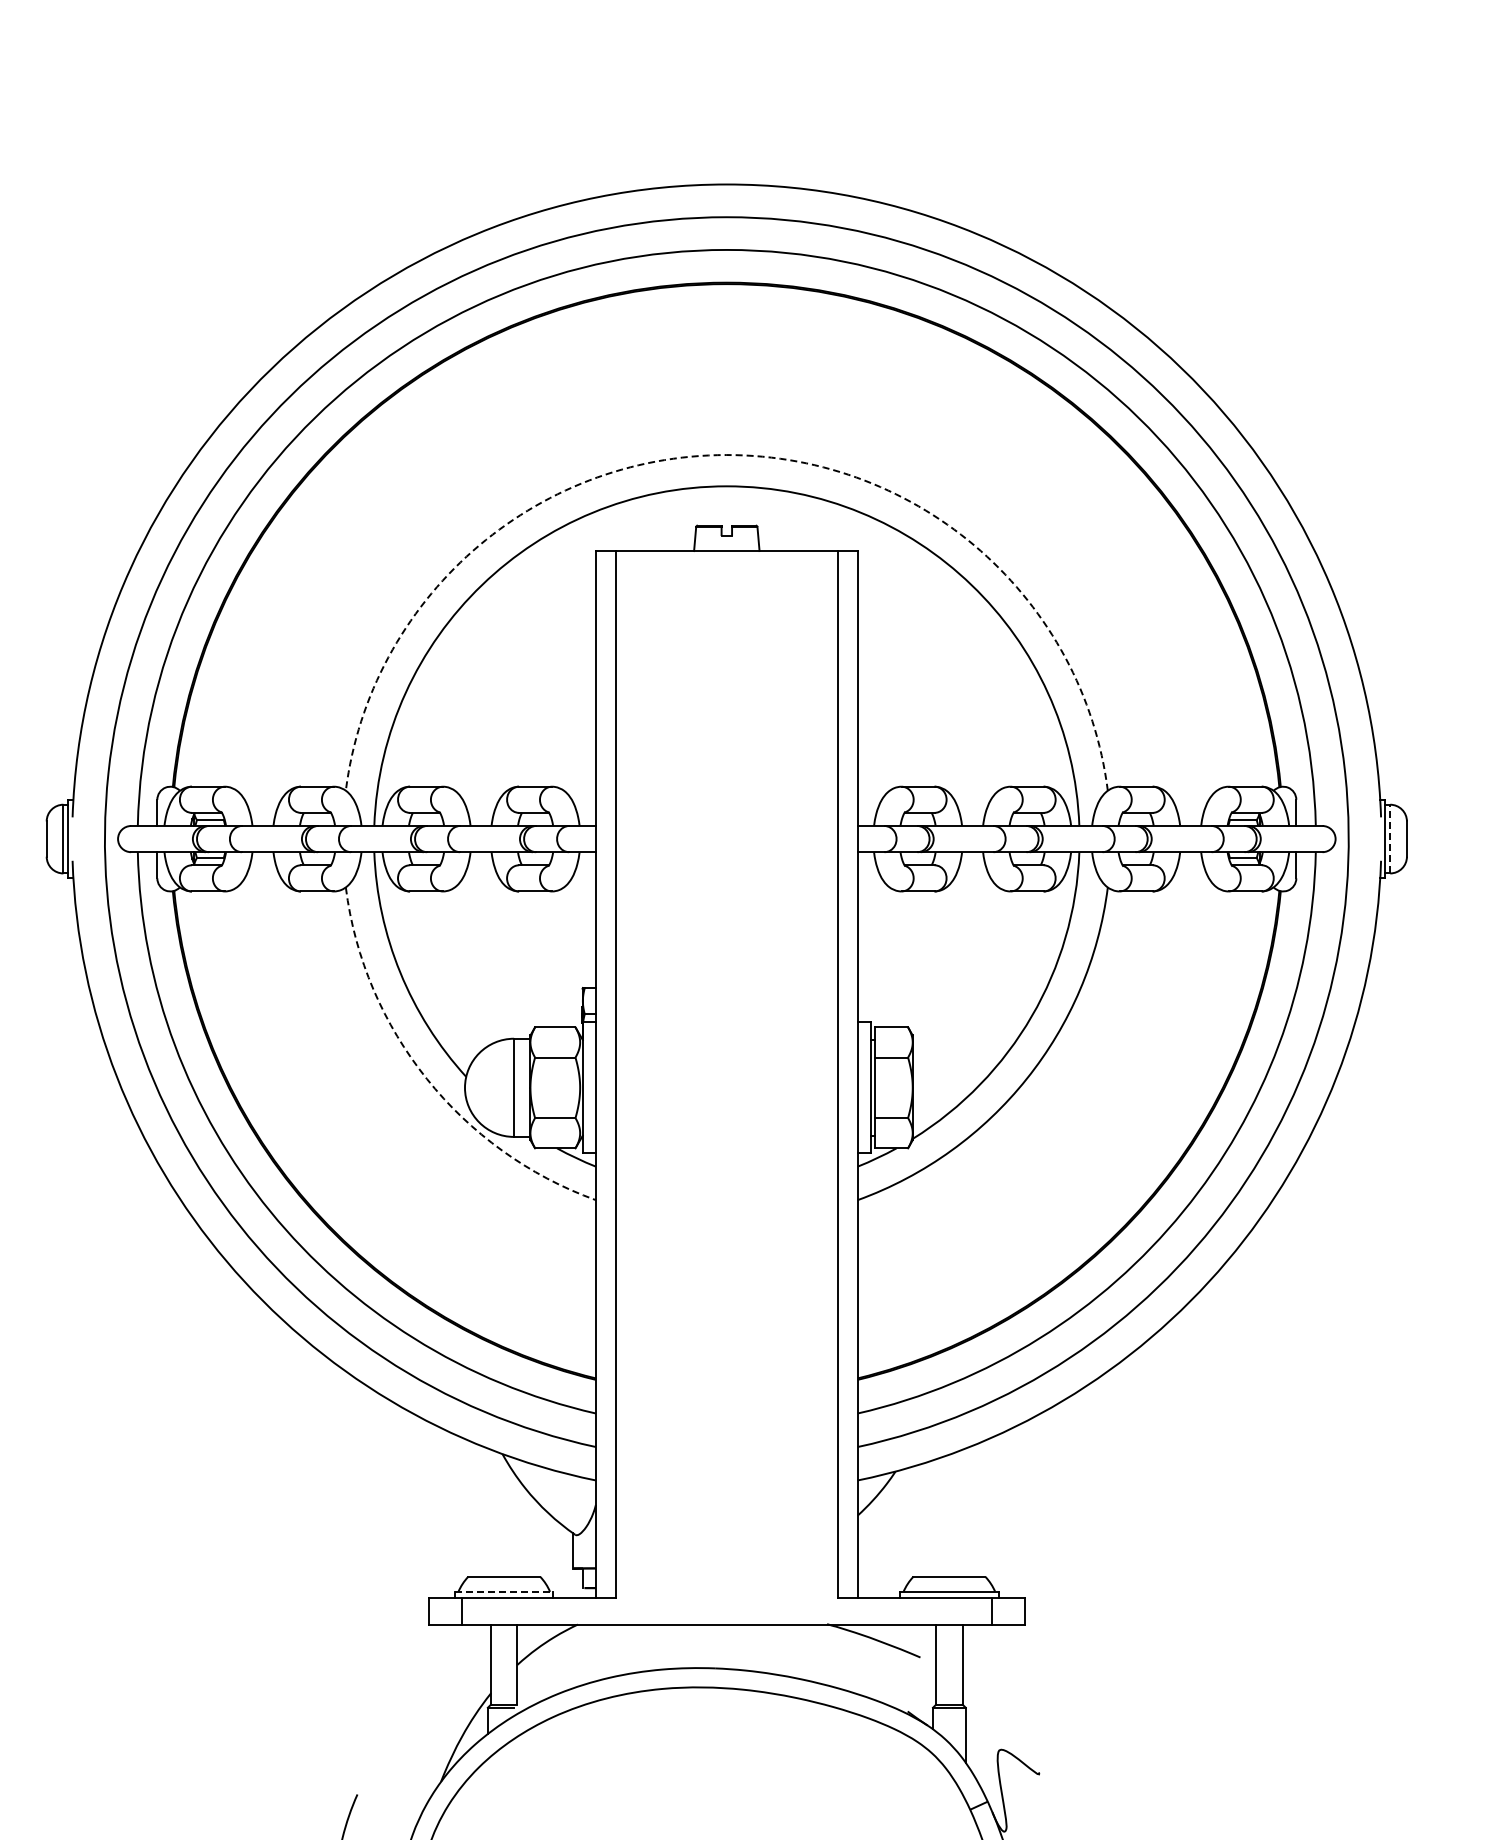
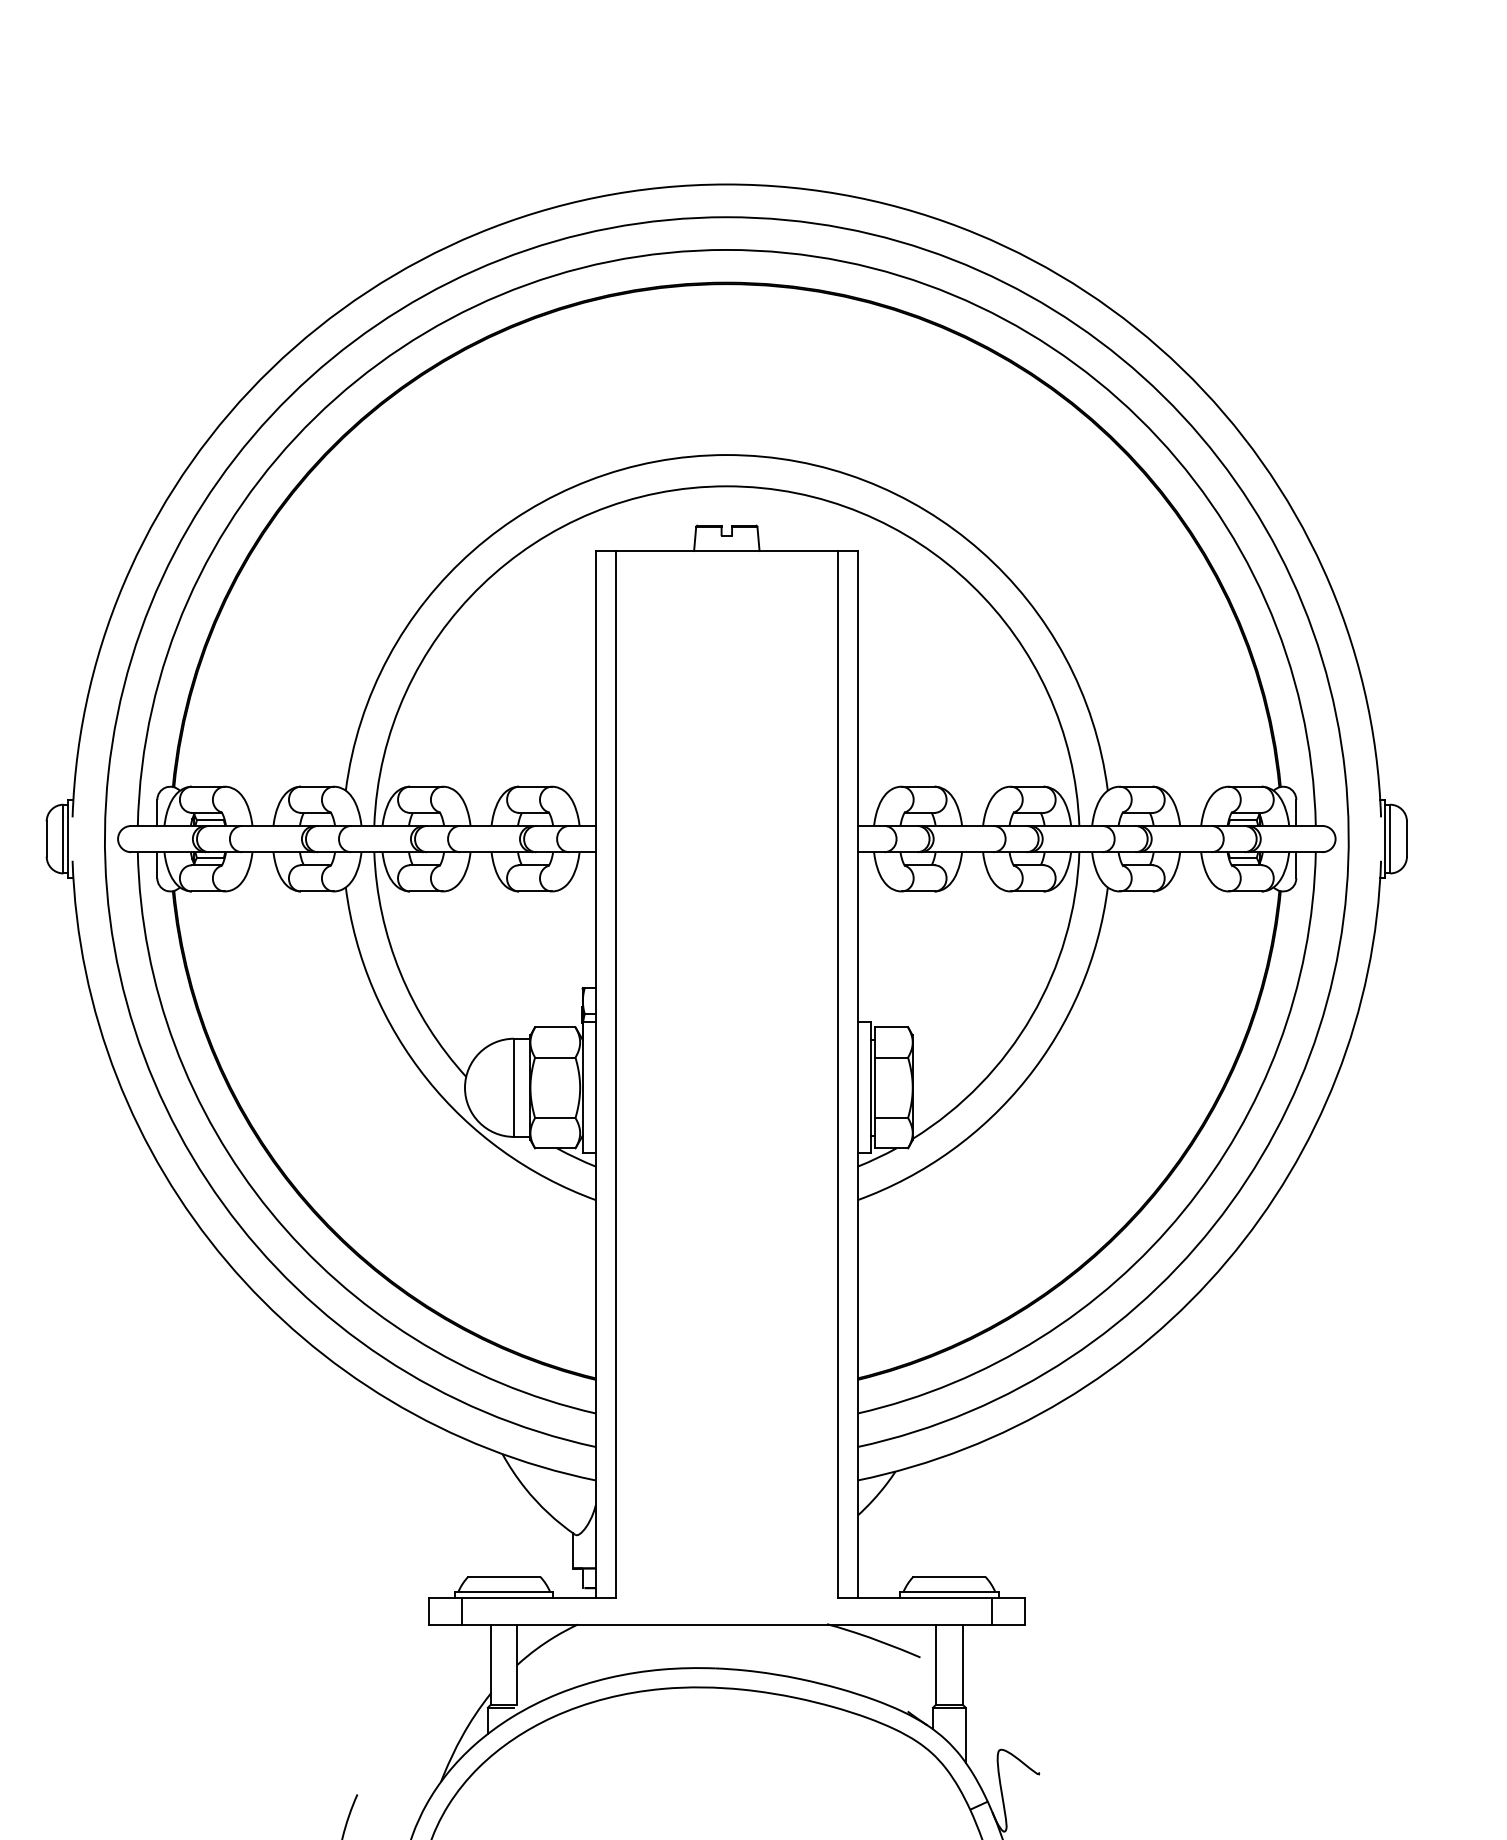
arc: dashed -> solid (726, 455)
line: dashed -> solid (1390, 838)
arc: dashed -> solid (426, 1078)
line: dashed -> solid (504, 1591)
